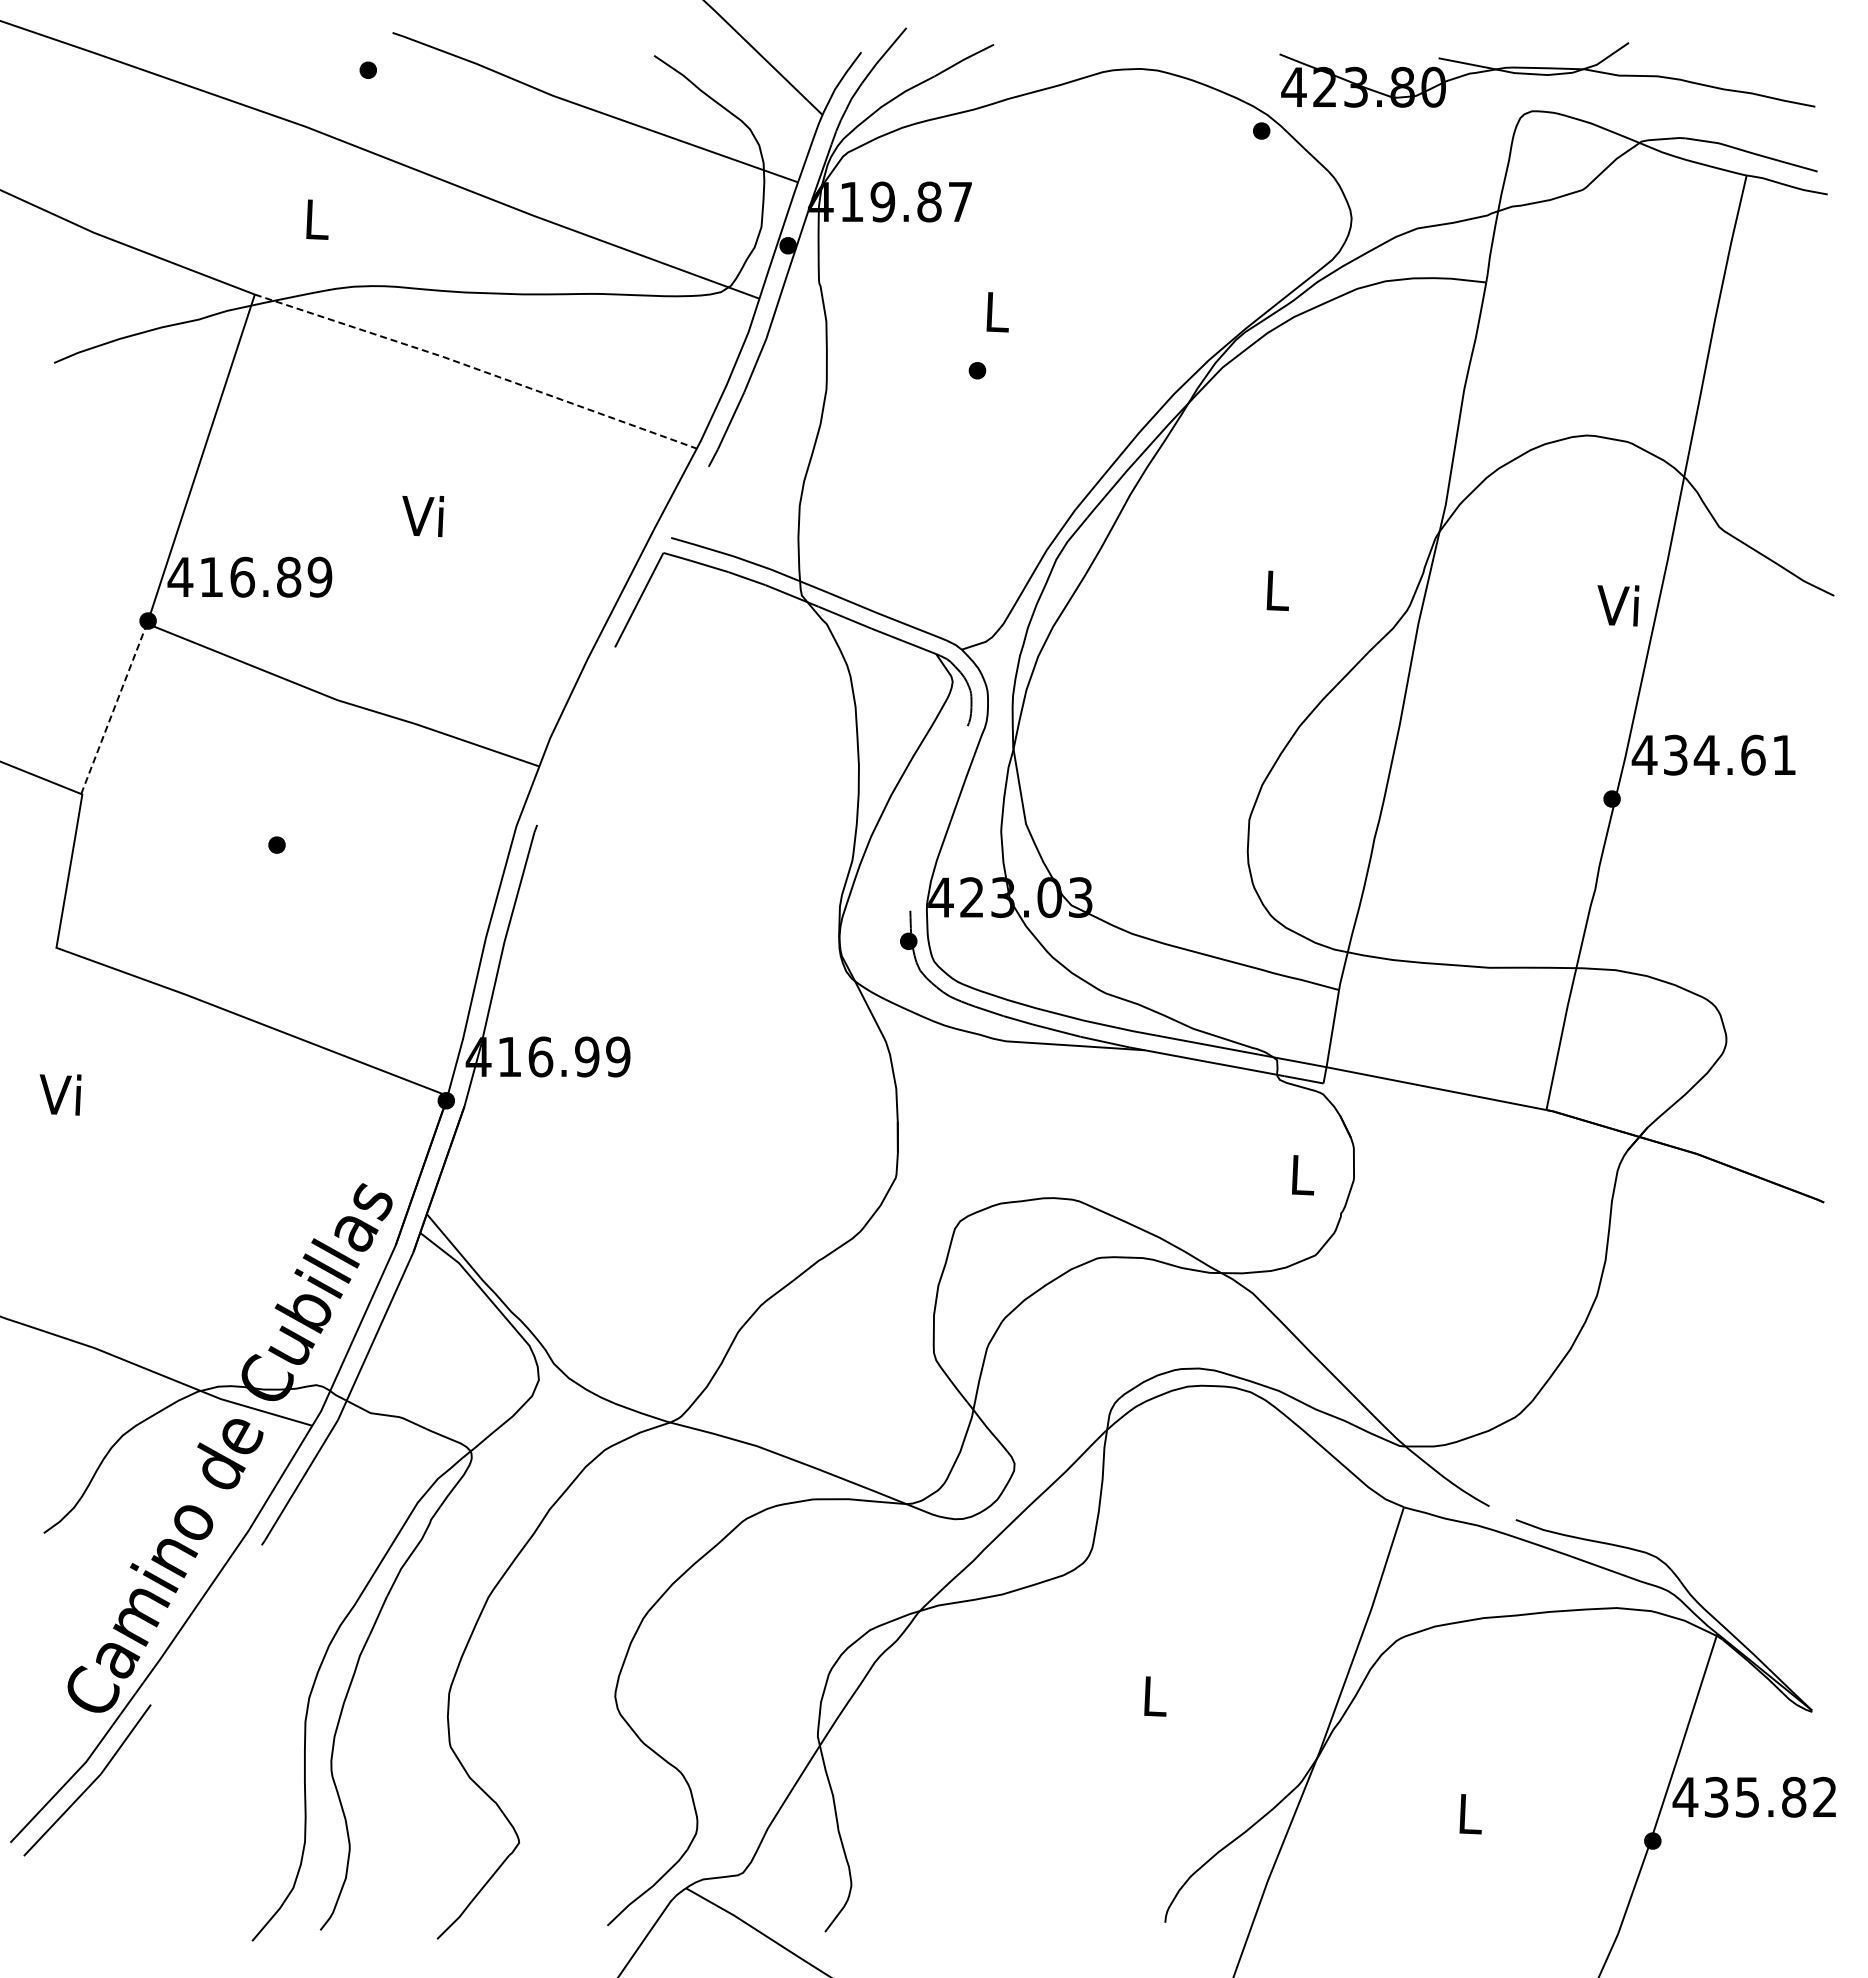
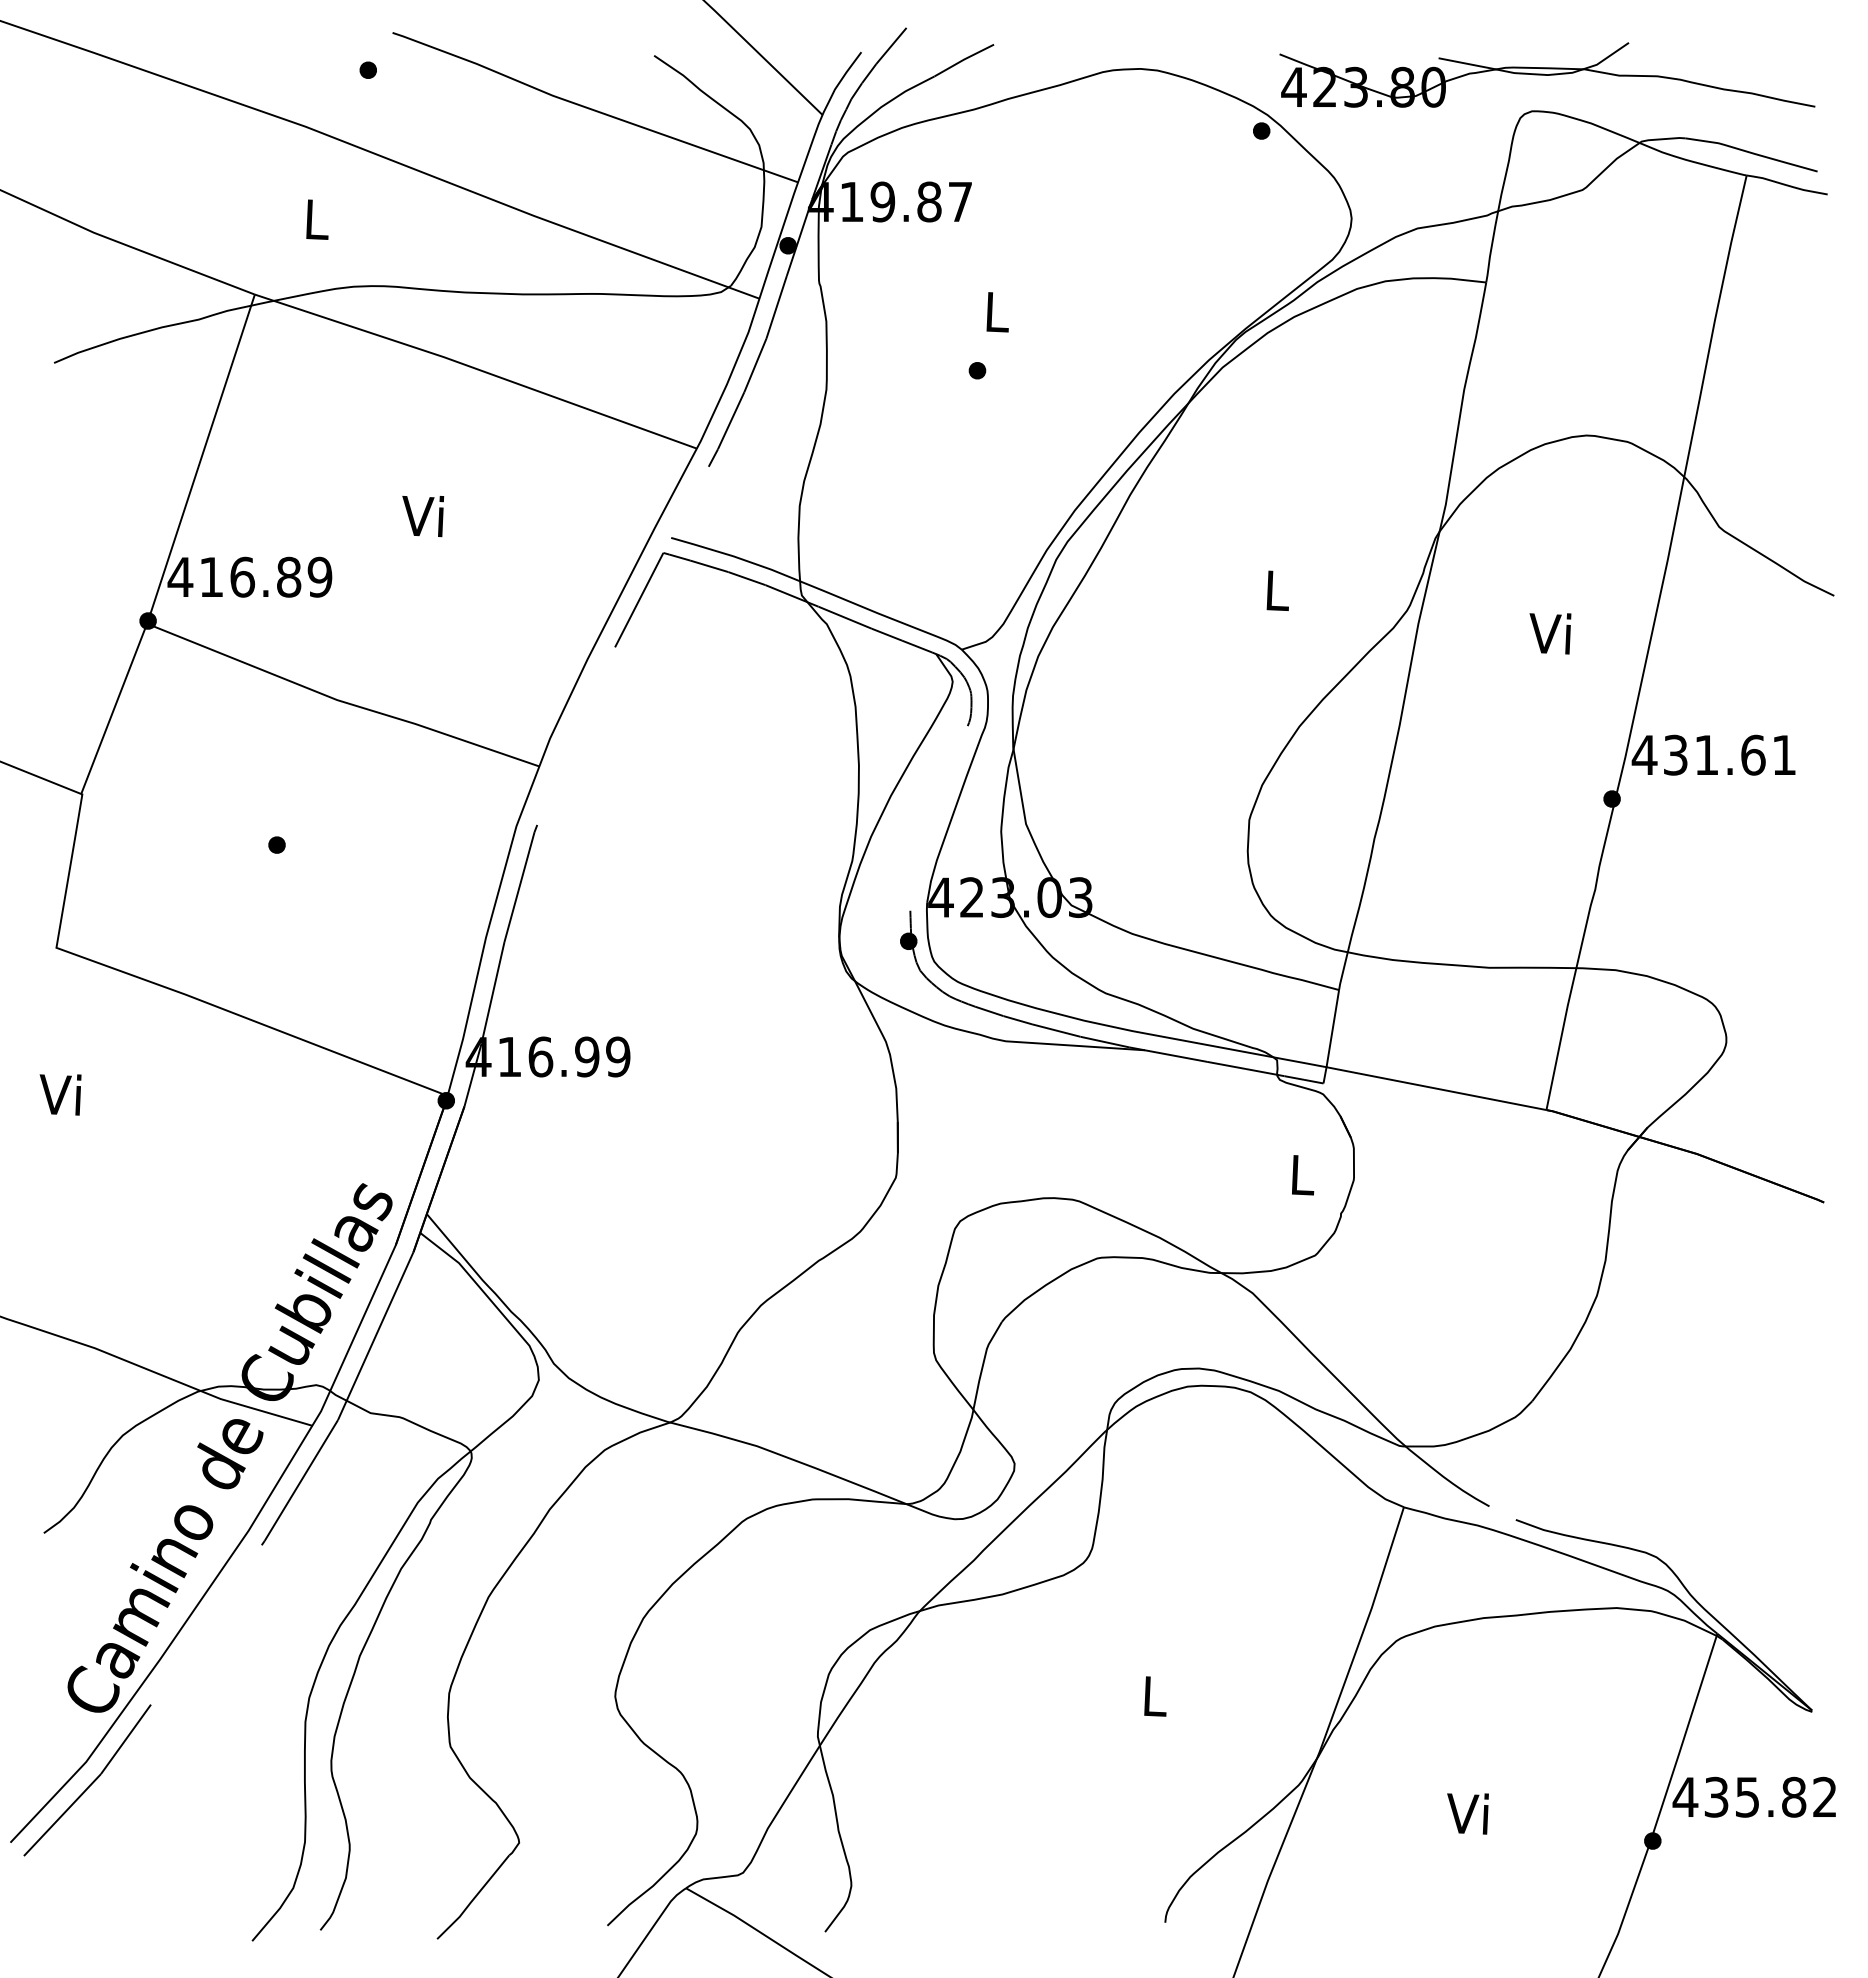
line: dashed -> solid (475, 368)
text position: (1618, 605) -> (1550, 633) (1550, 633)
line: dashed -> solid (114, 708)
text: 434.61 -> 431.61 (1706, 754)
text: L -> Vi (1467, 1813)
